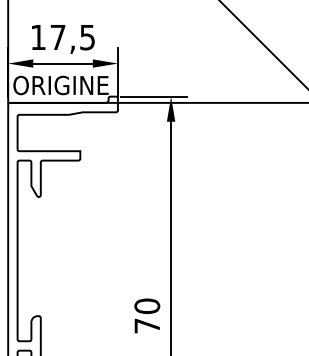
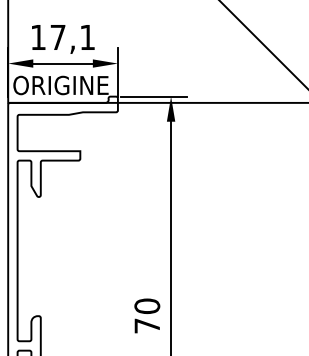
text: 17,5 -> 17,1 (87, 37)
